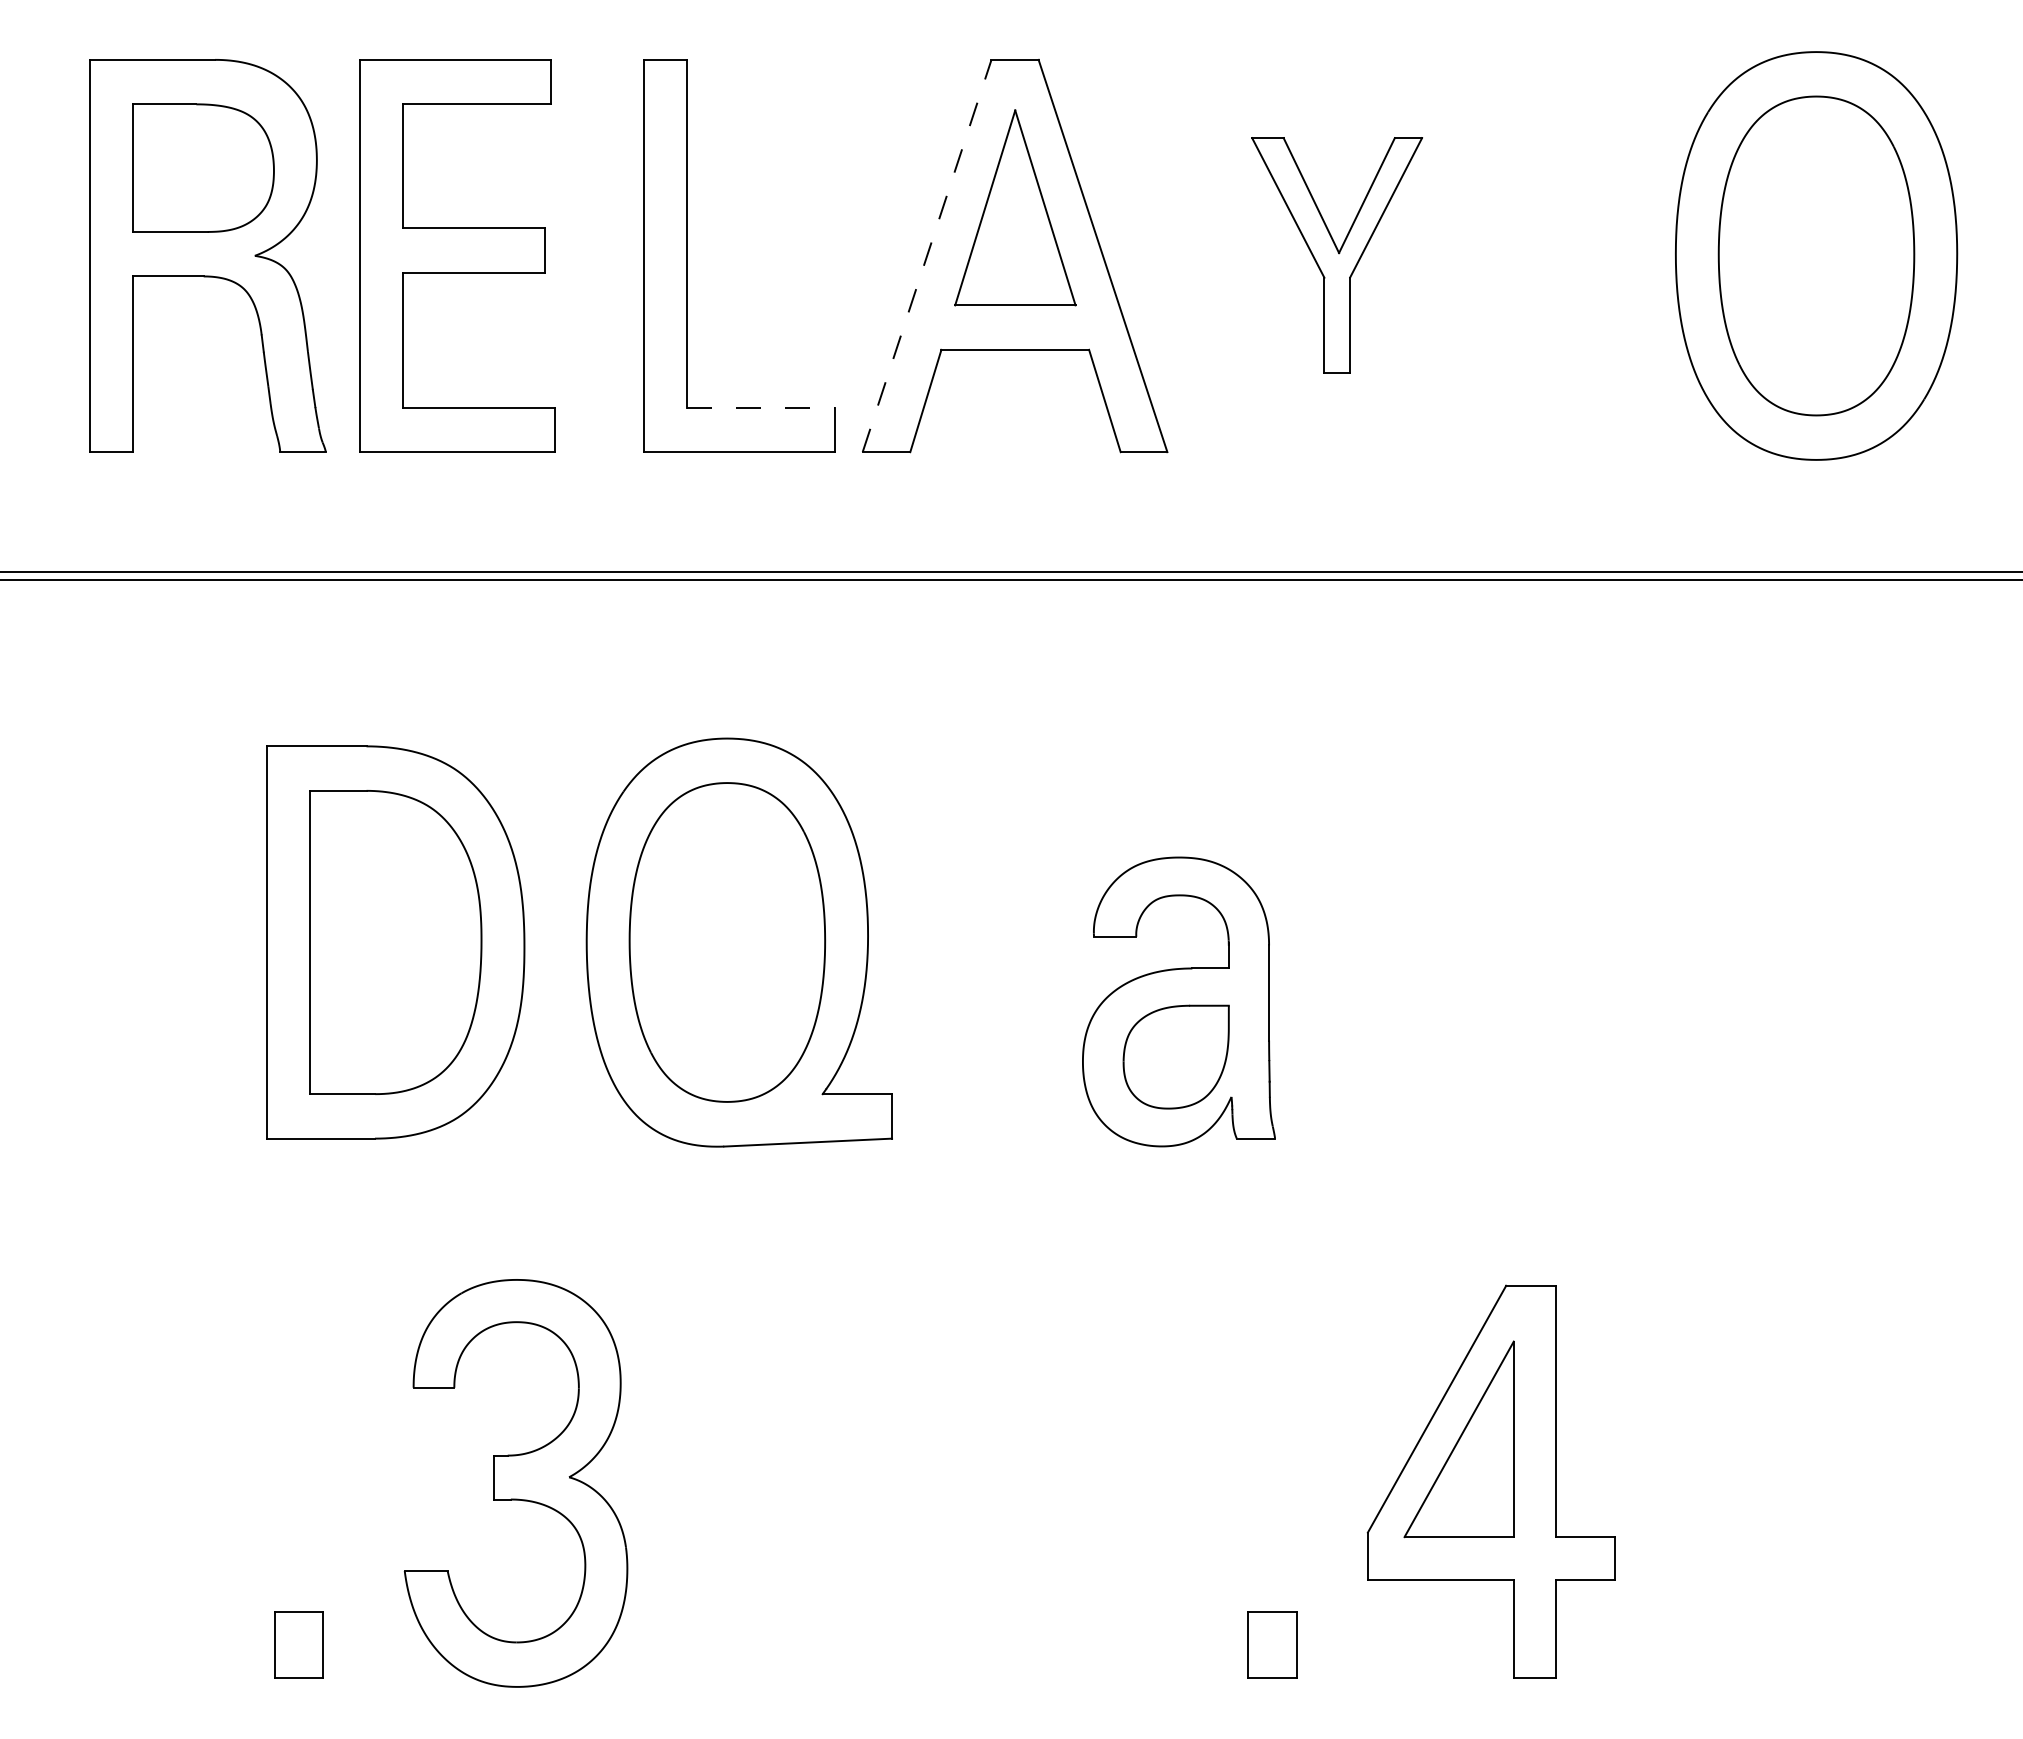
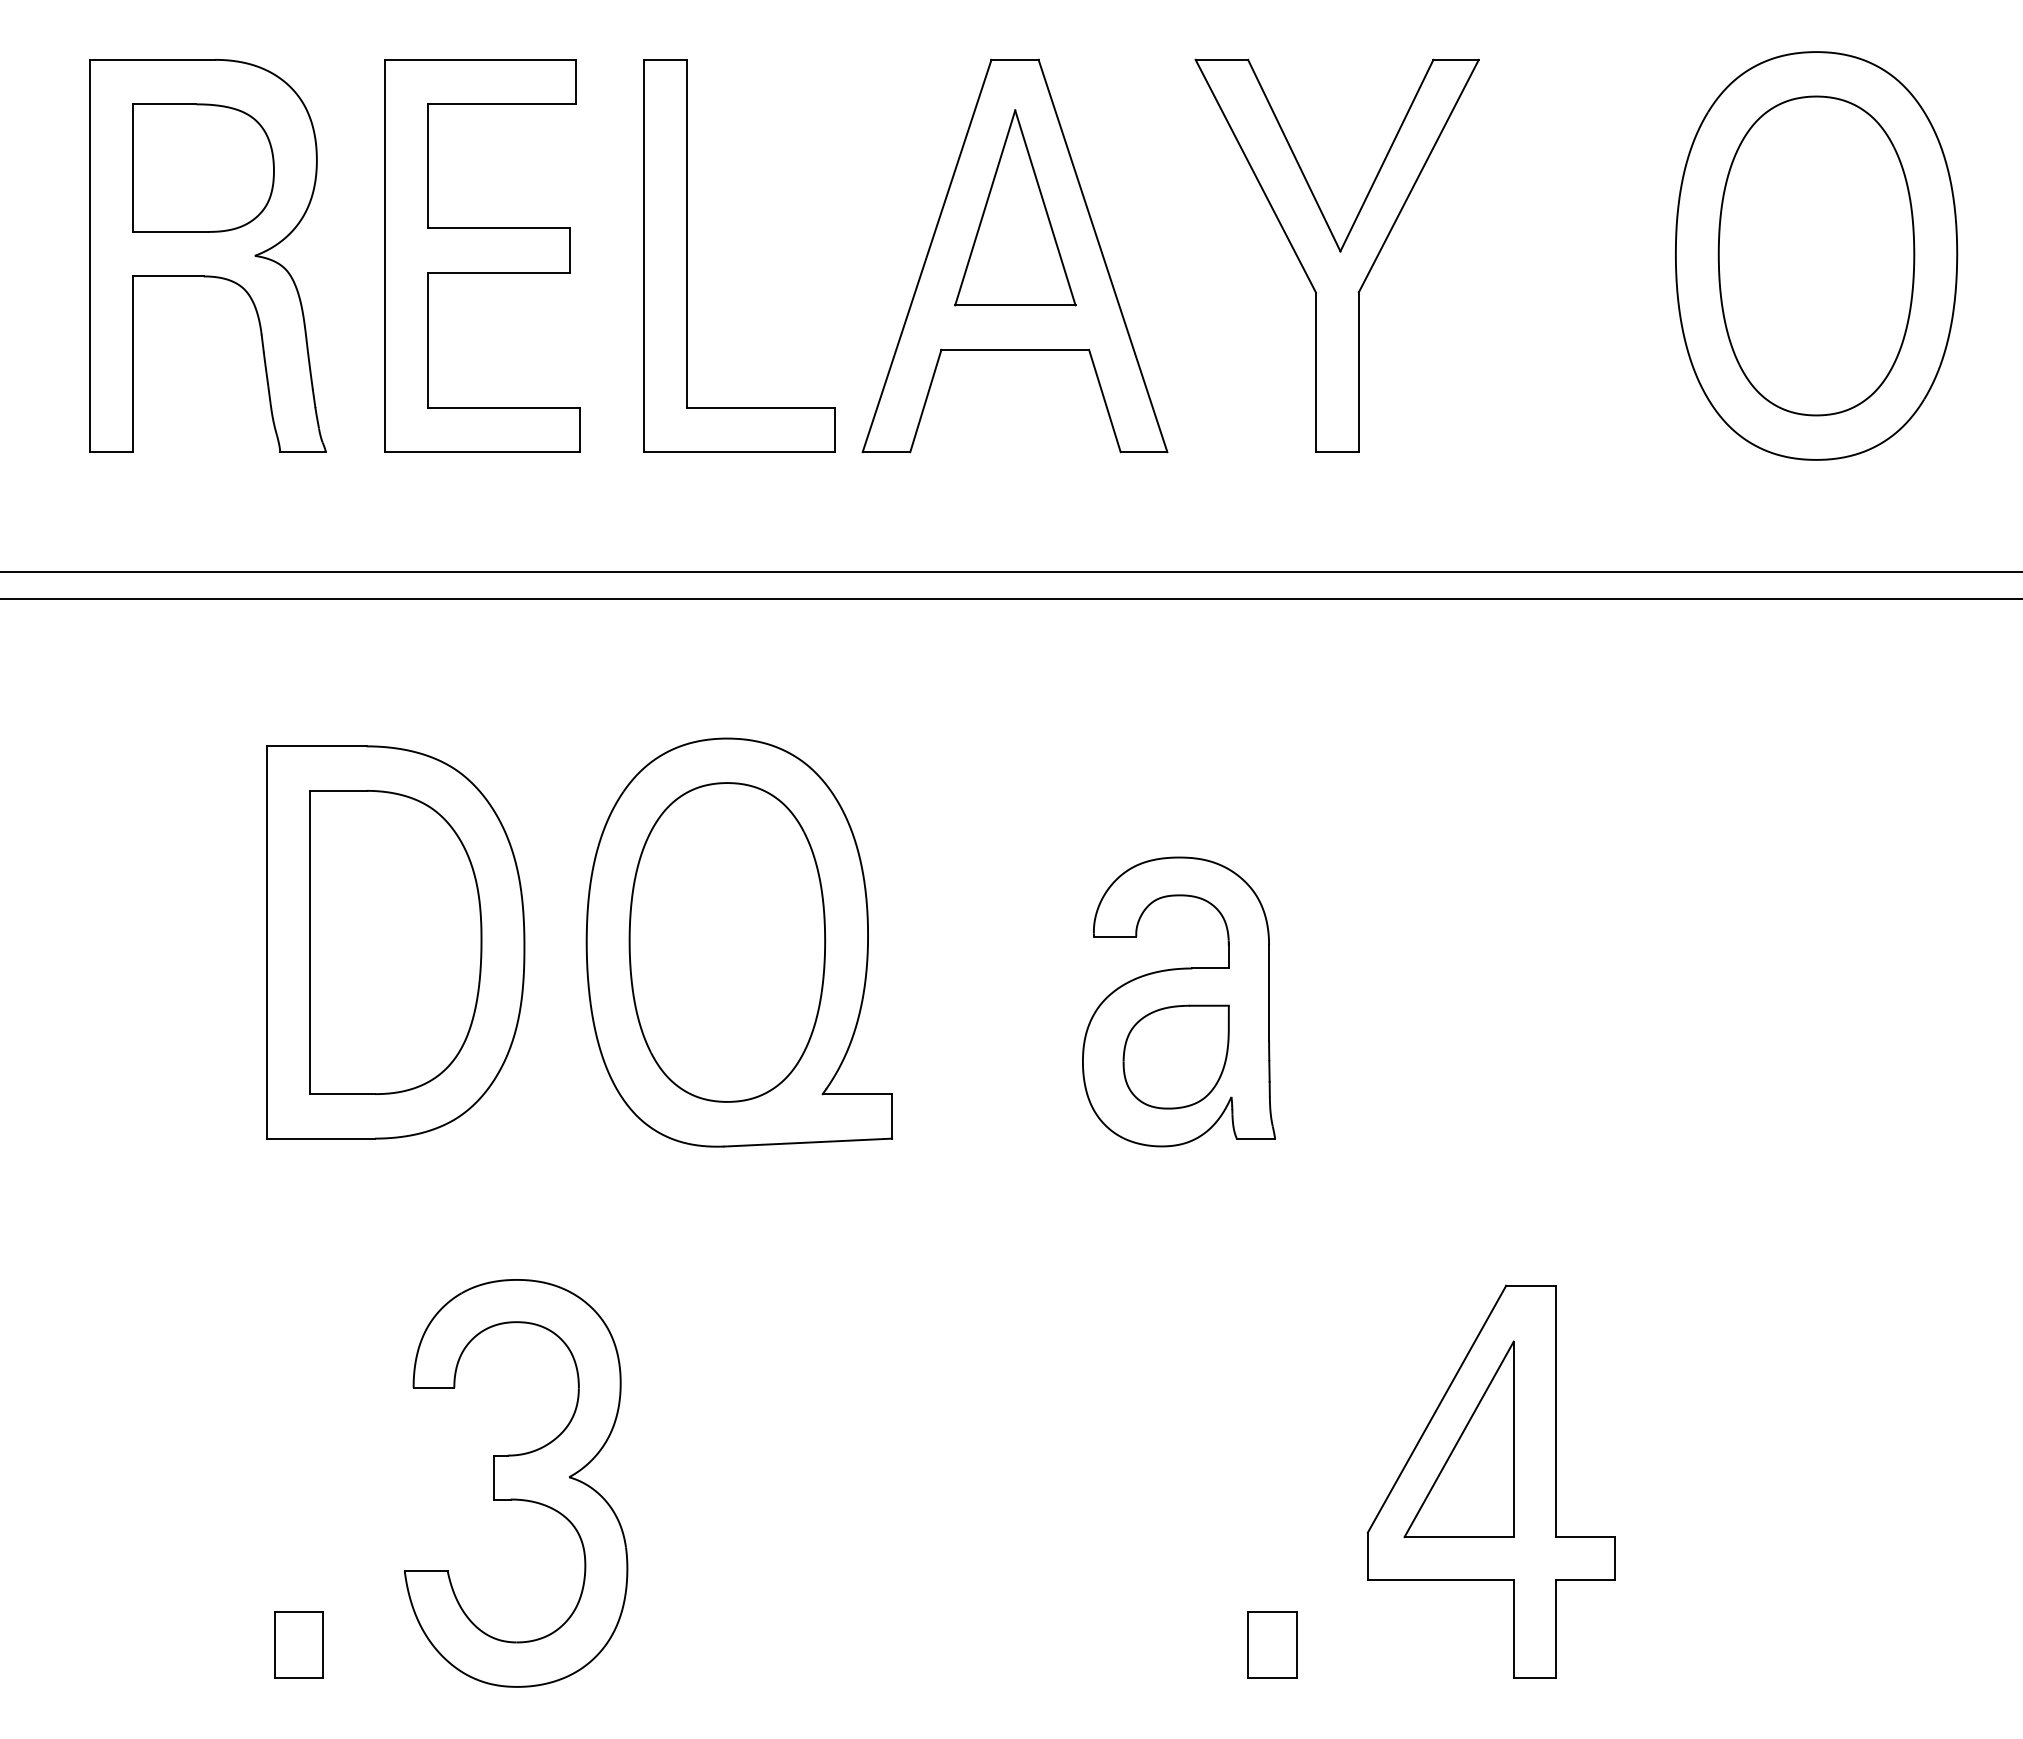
part position: (457, 255) -> (482, 255) (482, 255)
line: dashed -> solid (927, 255)
part size: 173x237 px -> 286x395 px (1336, 255)
line: dashed -> solid (761, 407)
line position: (1010, 580) -> (1010, 599) (1010, 599)
